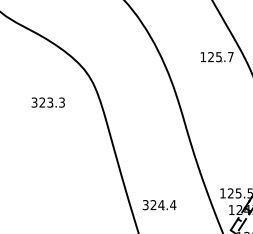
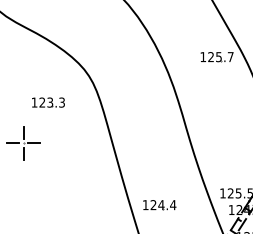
text: 323.3 -> 123.3 (34, 102)
part: none -> present (23, 143)
text: 324.4 -> 124.4 (145, 205)
